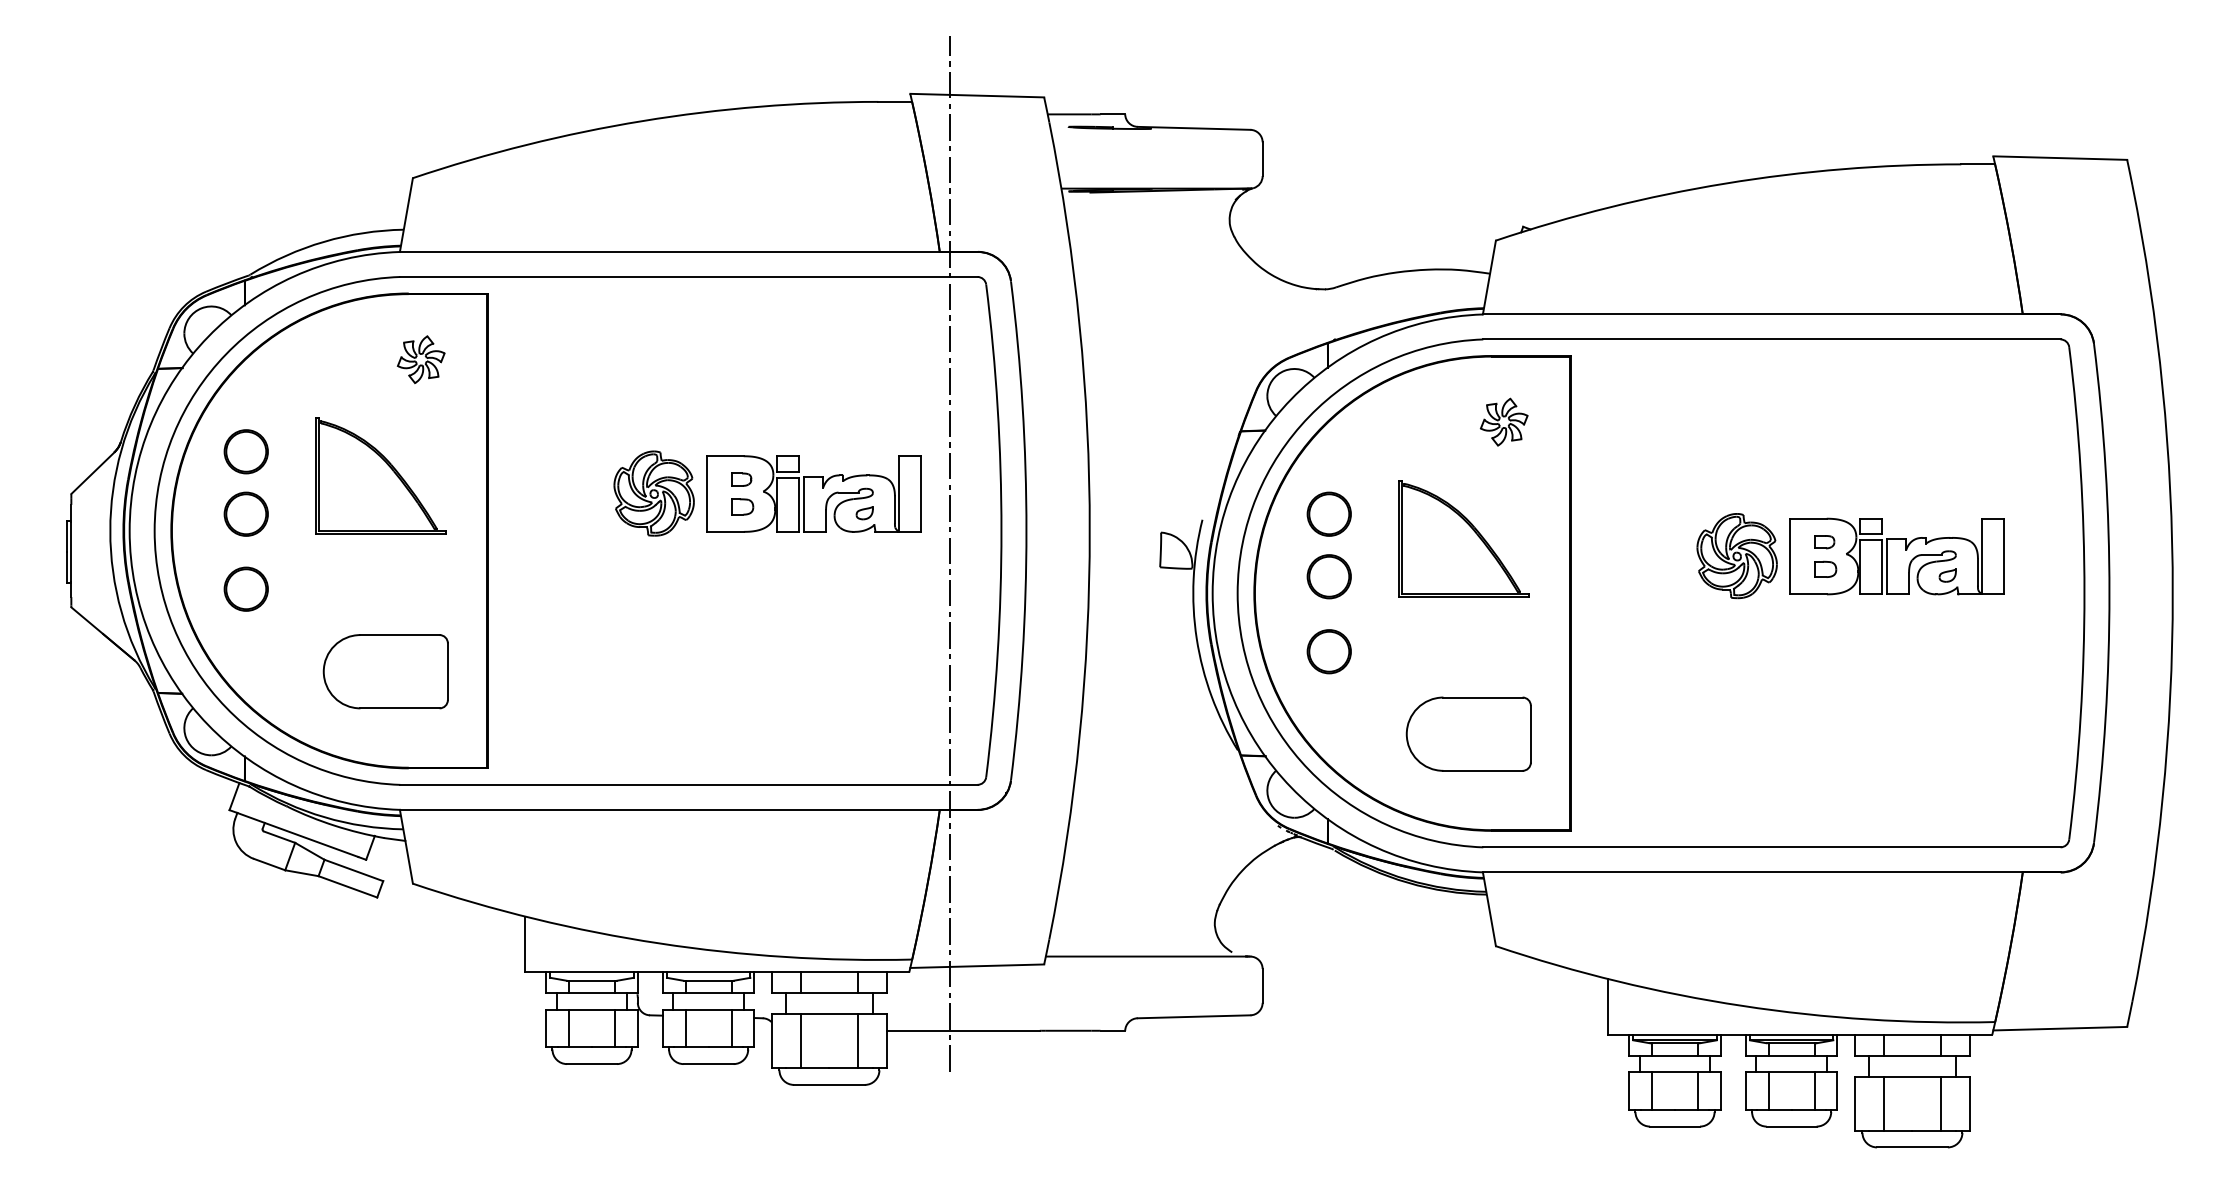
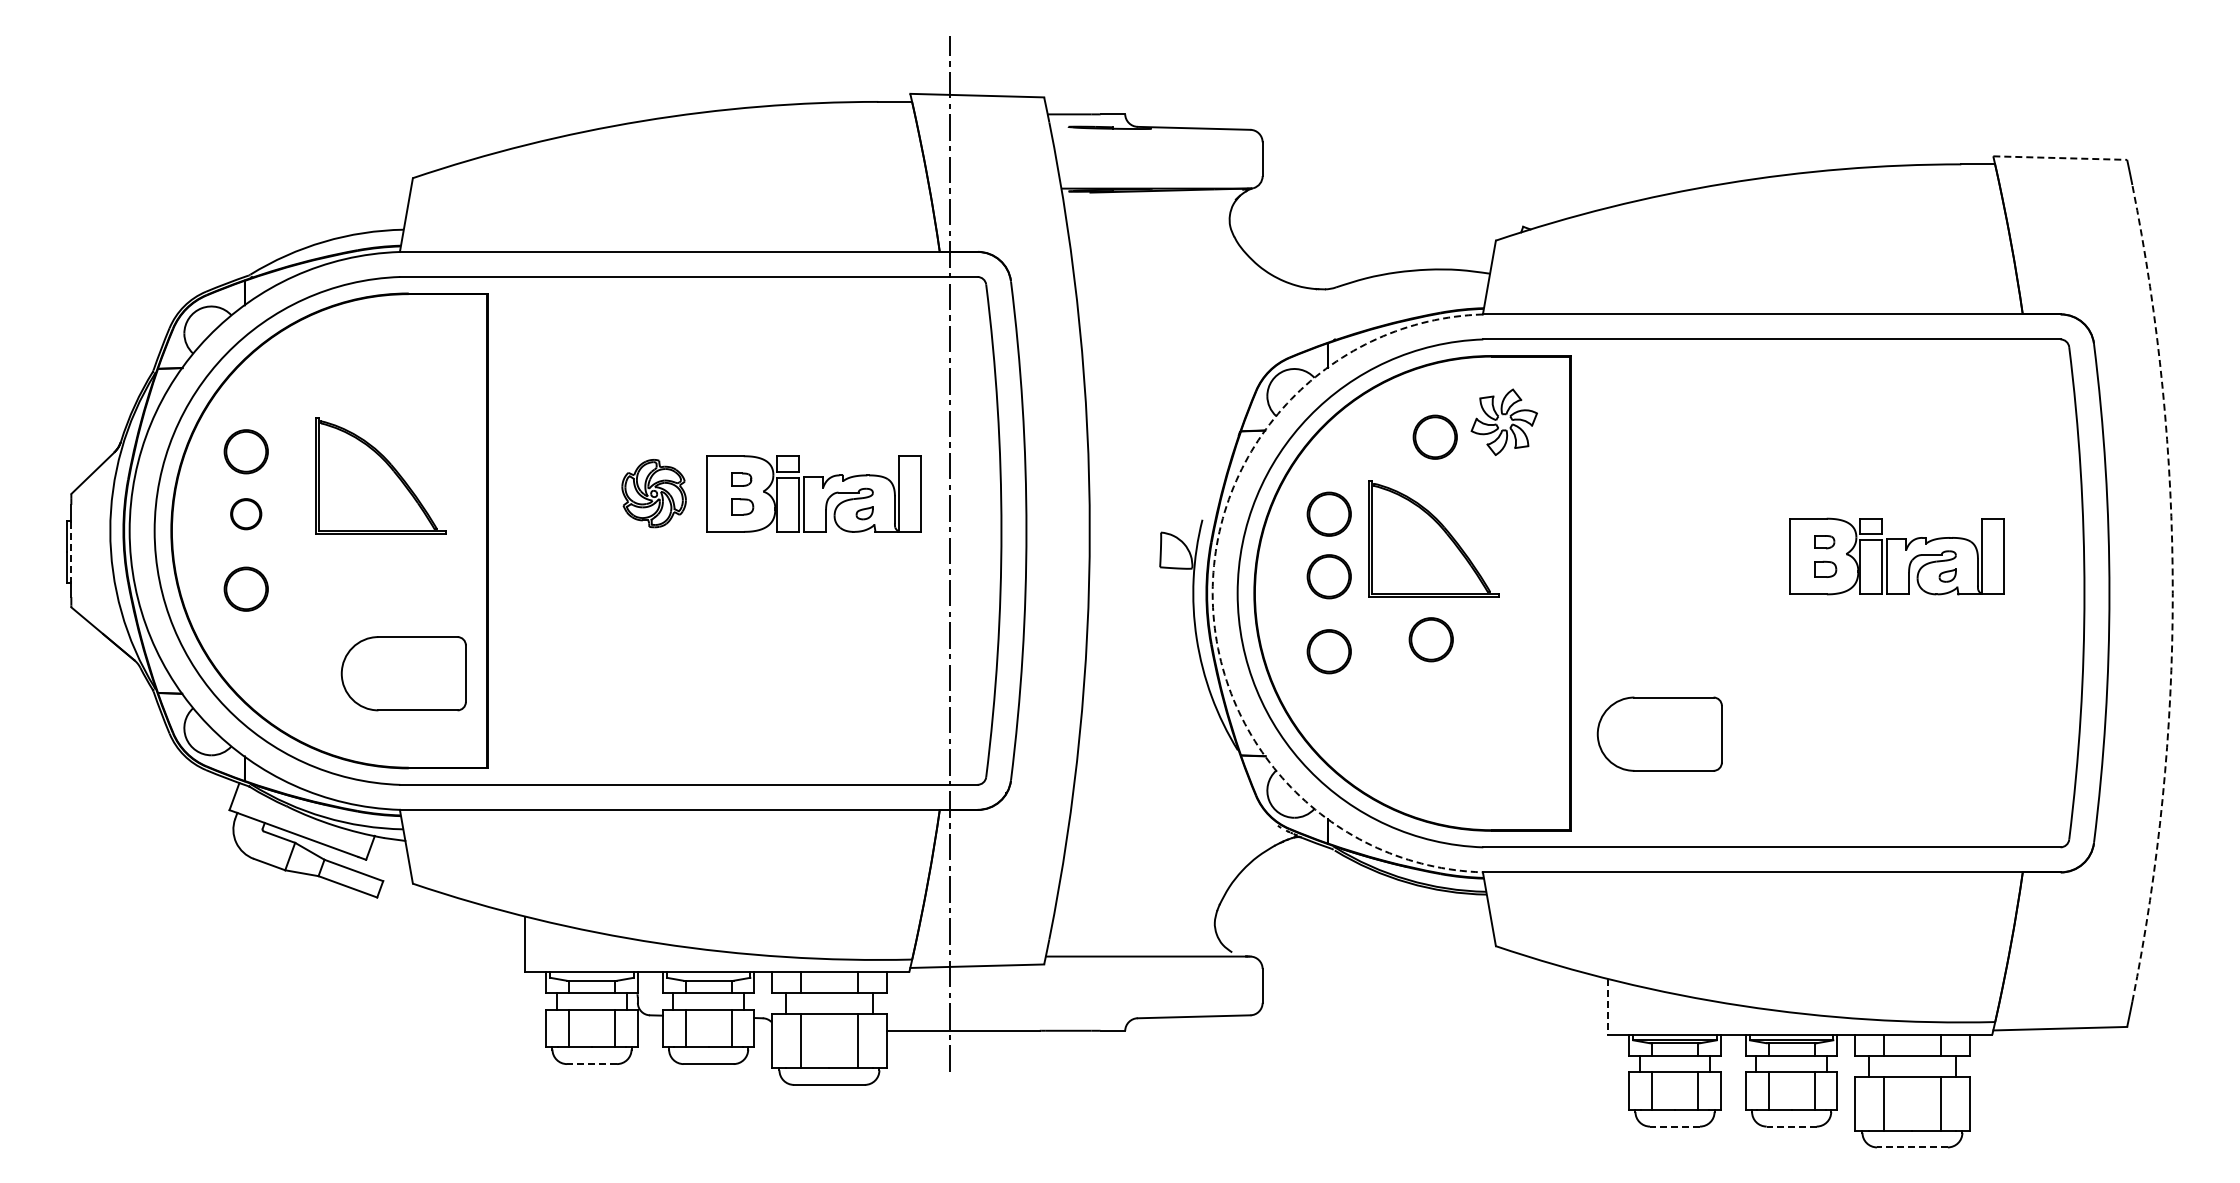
line: solid -> dashed (2060, 158)
part: present -> none (420, 359)
part size: 50x50 px -> 68x68 px (1503, 421)
part: none -> present (1434, 436)
part size: 82x87 px -> 66x70 px (653, 493)
part size: 46x46 px -> 33x33 px (246, 514)
part position: (1463, 538) -> (1433, 538) (1433, 538)
line: solid -> dashed (71, 551)
part: present -> none (1736, 556)
arc: solid -> dashed (1212, 593)
arc: solid -> dashed (2172, 593)
part: none -> present (1430, 639)
part position: (385, 671) -> (403, 673) (403, 673)
part position: (1468, 733) -> (1659, 733) (1659, 733)
line: solid -> dashed (1608, 1007)
line: solid -> dashed (592, 1064)
line: solid -> dashed (1675, 1126)
line: solid -> dashed (1791, 1126)
line: solid -> dashed (1911, 1147)
